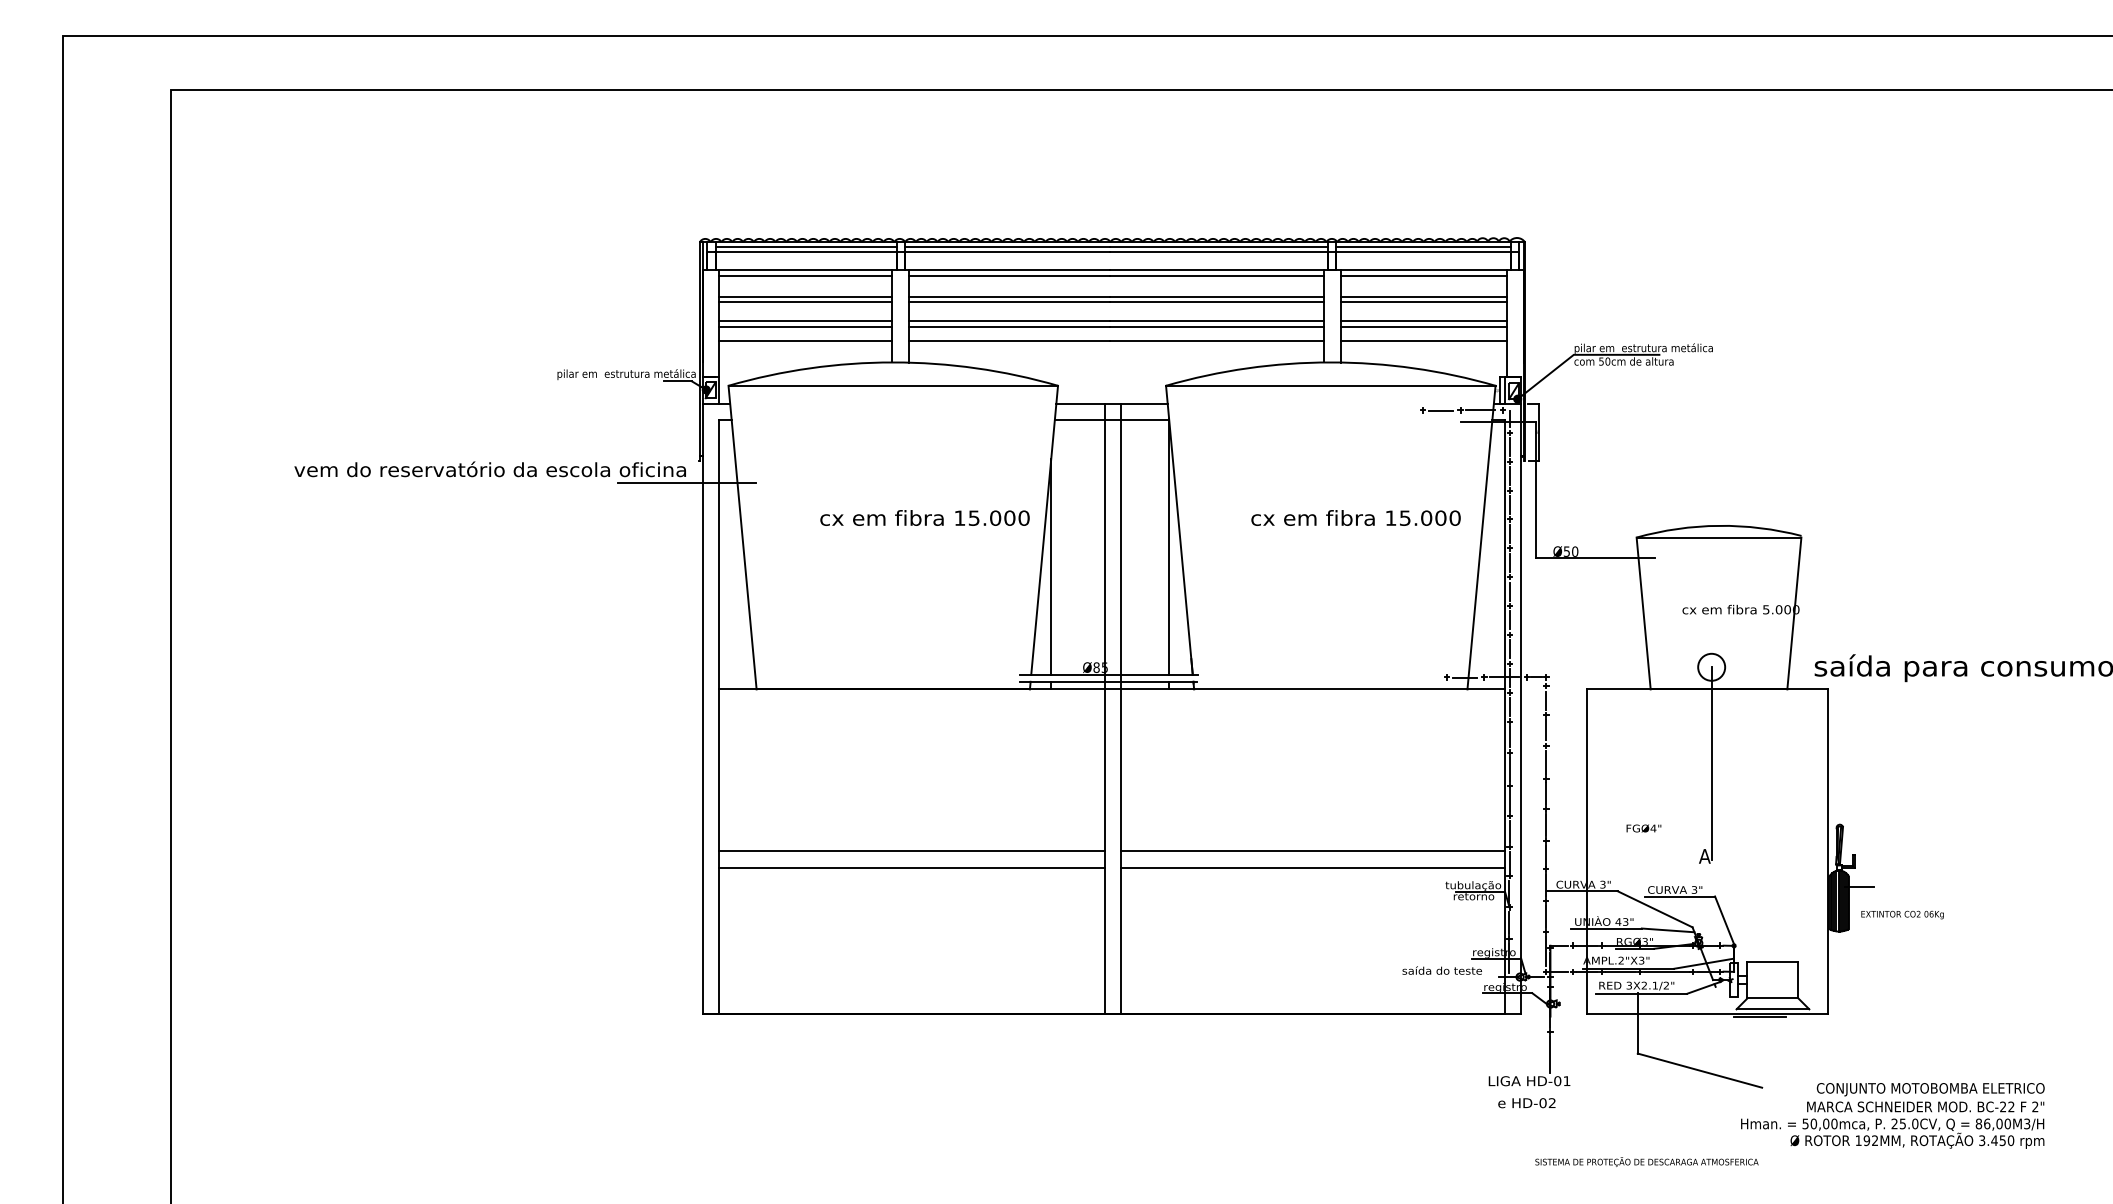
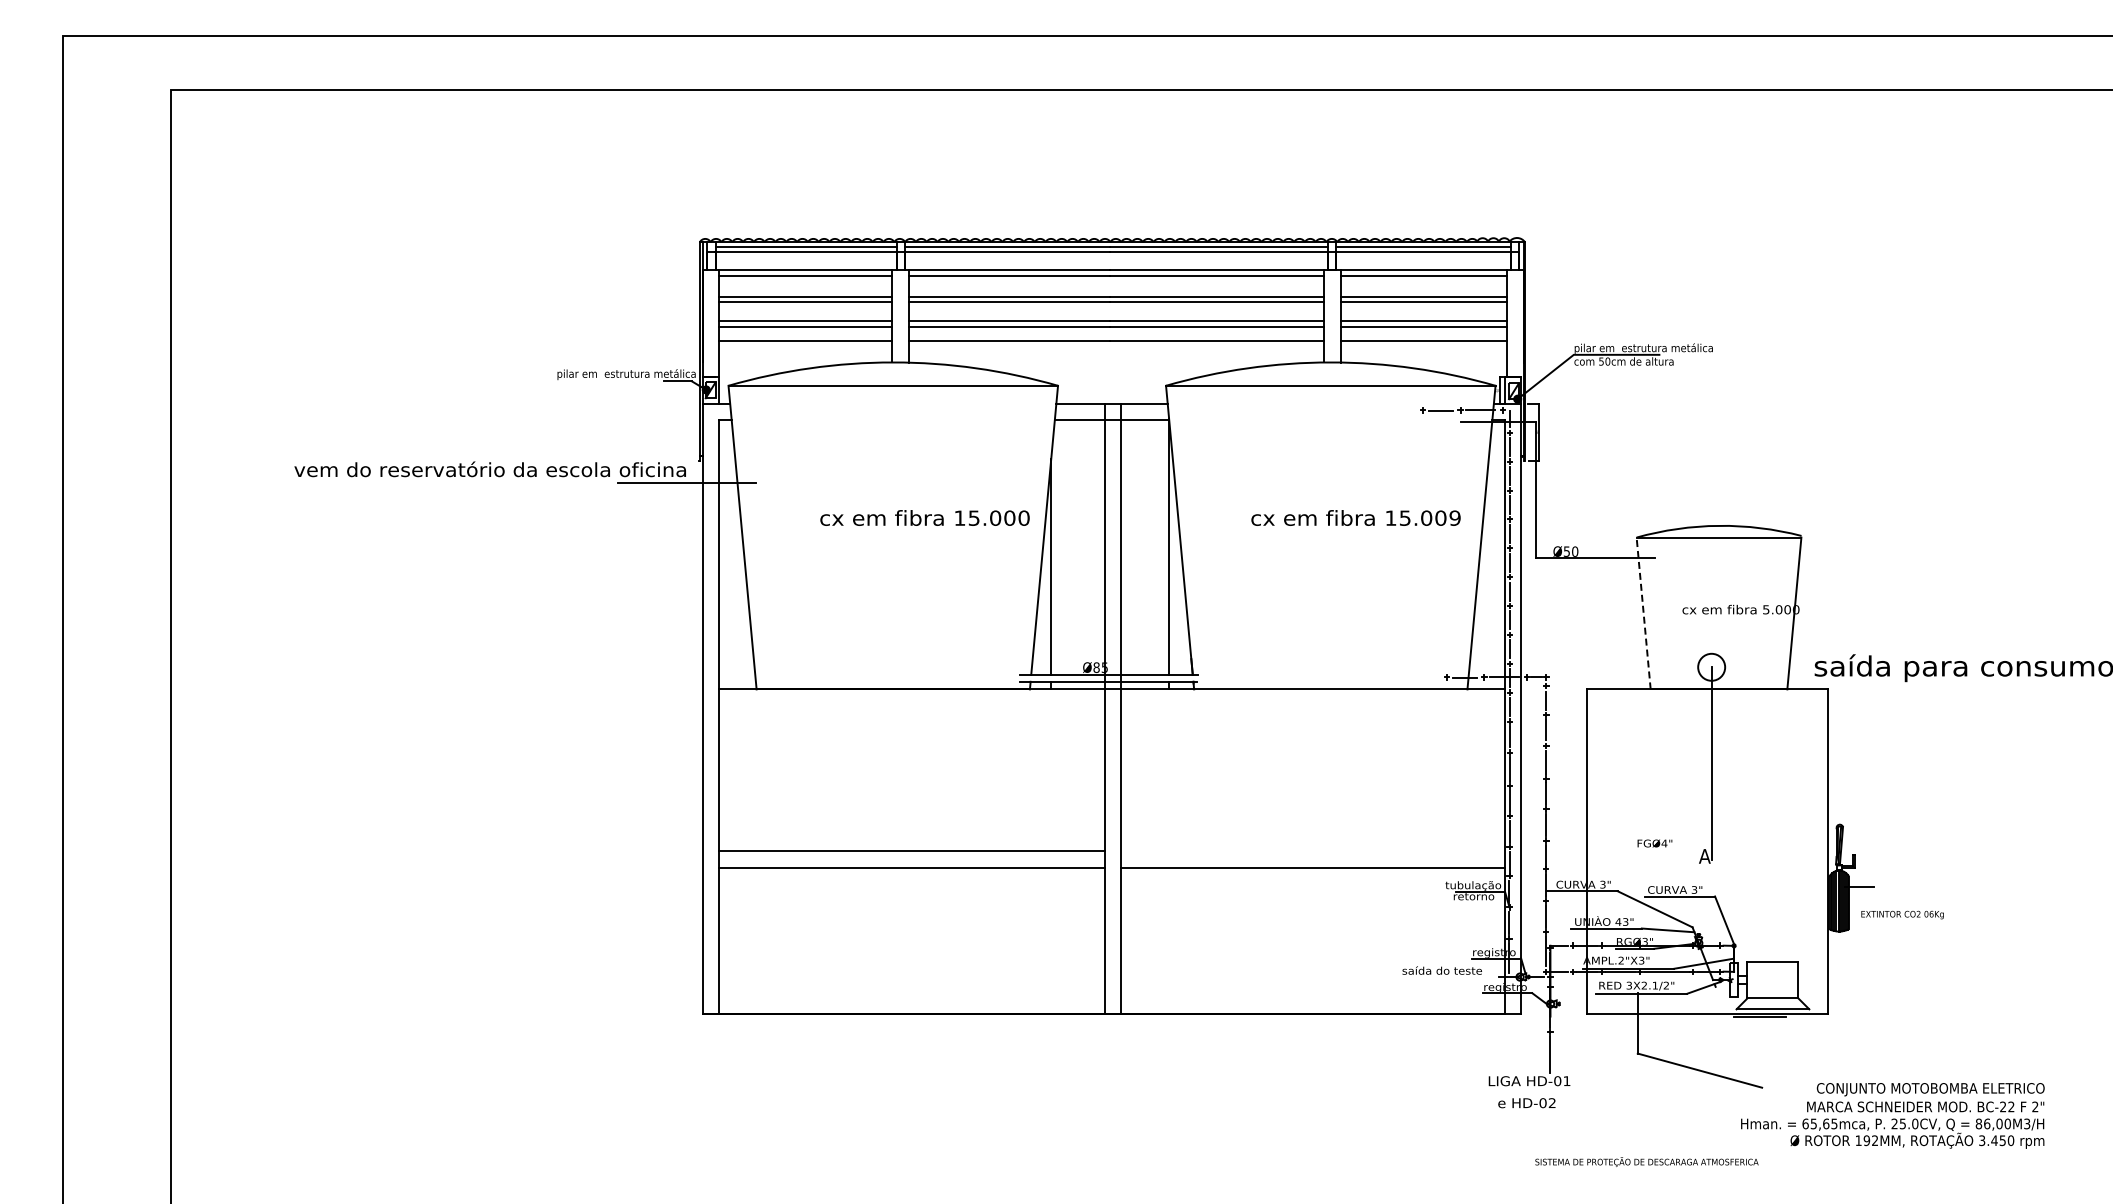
text: 15.000 -> 15.009 (1454, 517)
line: solid -> dashed (1643, 613)
text position: (1643, 828) -> (1654, 843) (1654, 843)
line: present -> none (1313, 851)
text: 50,00mca, -> 65,65mca, (1819, 1123)
